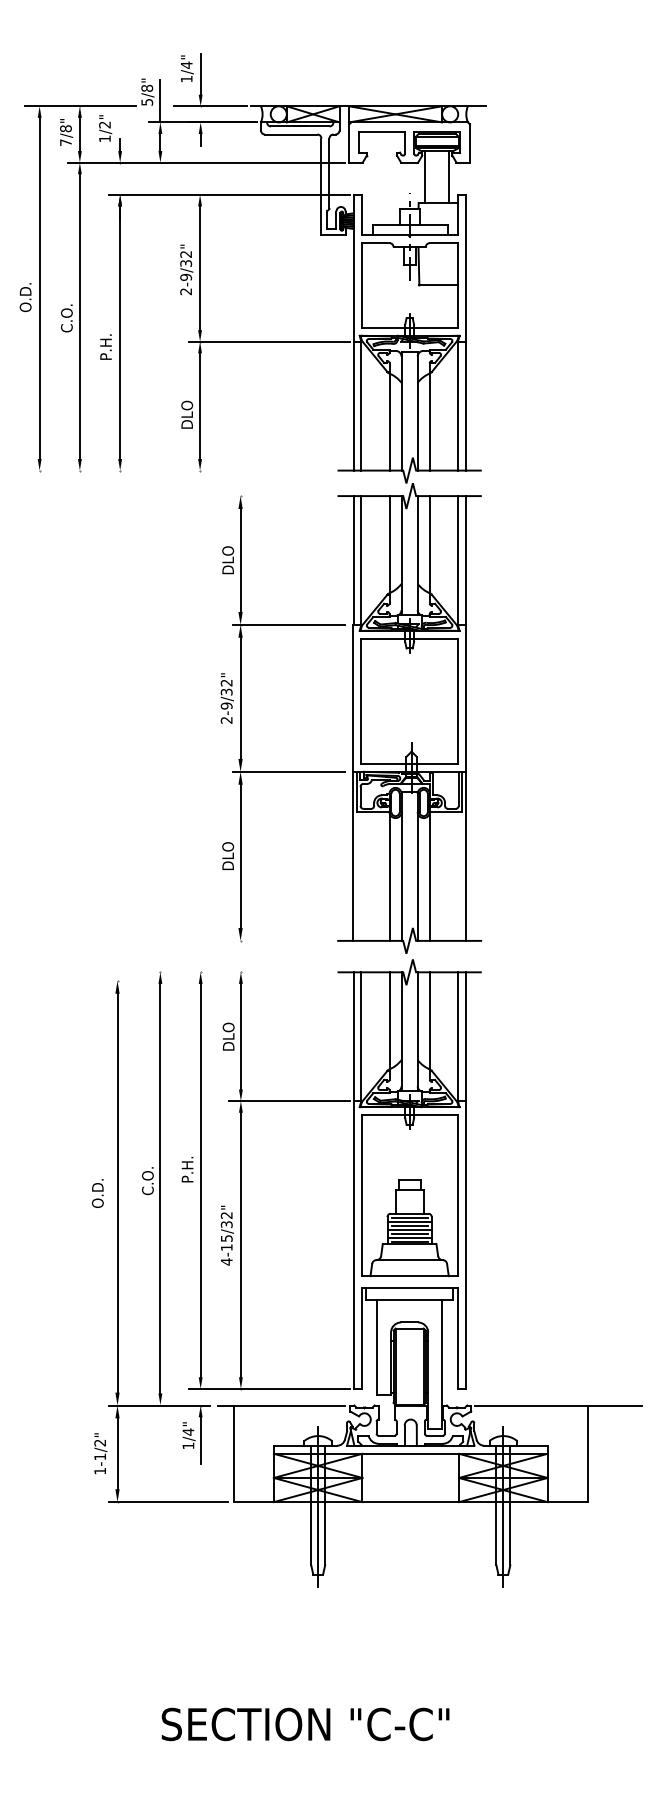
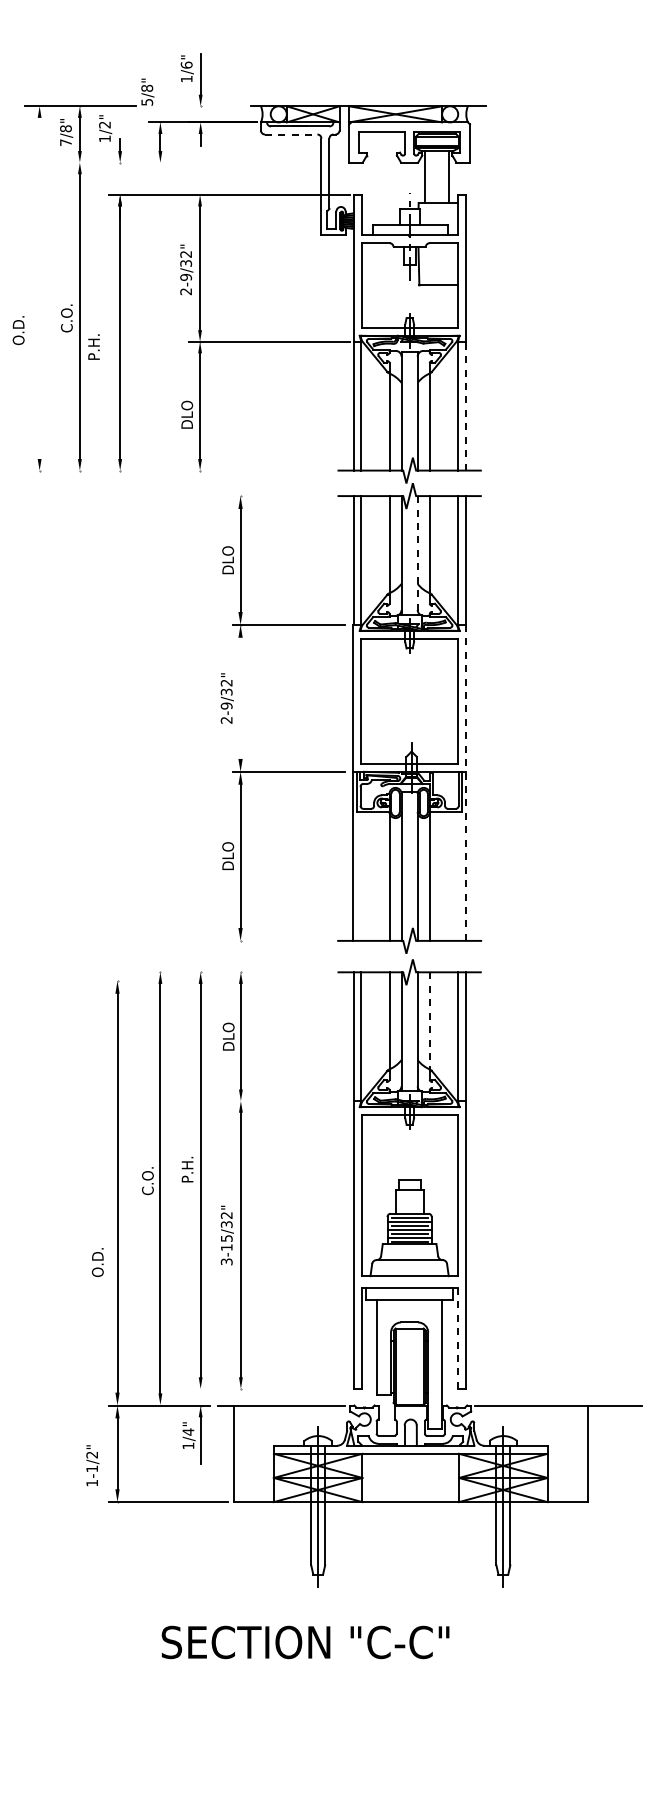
text: 1/4" -> 1/6" (186, 64)
line: present -> none (160, 100)
line: present -> none (209, 106)
line: solid -> dashed (291, 134)
line: present -> none (206, 162)
line: present -> none (39, 289)
text position: (25, 297) -> (18, 330) (18, 330)
text position: (105, 346) -> (93, 346) (93, 346)
line: solid -> dashed (465, 405)
line: solid -> dashed (417, 555)
line: present -> none (240, 697)
line: solid -> dashed (466, 782)
line: solid -> dashed (429, 1020)
line: present -> none (289, 1101)
text position: (97, 1193) -> (97, 1262) (97, 1262)
text: 4-15/32" -> 3-15/32" (226, 1261)
line: solid -> dashed (457, 1338)
line: present -> none (269, 1388)
text position: (100, 1453) -> (92, 1465) (92, 1465)
text position: (305, 1724) -> (305, 1642) (305, 1642)
